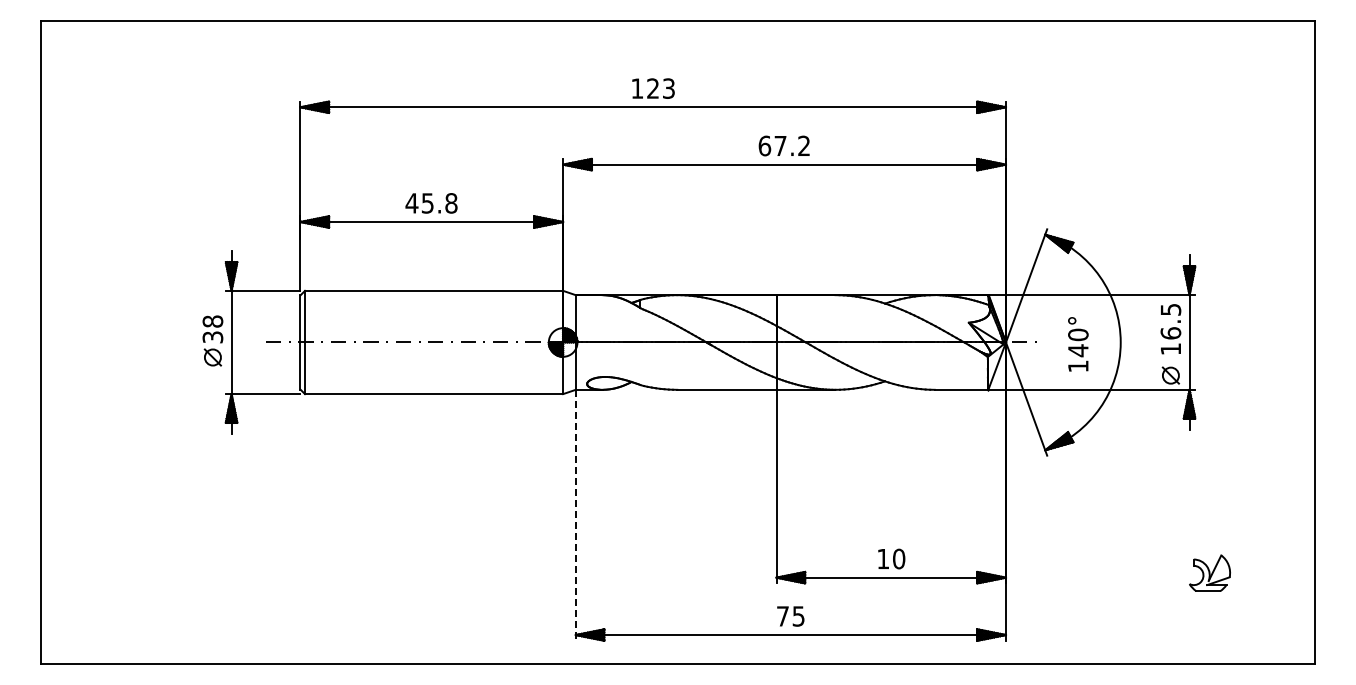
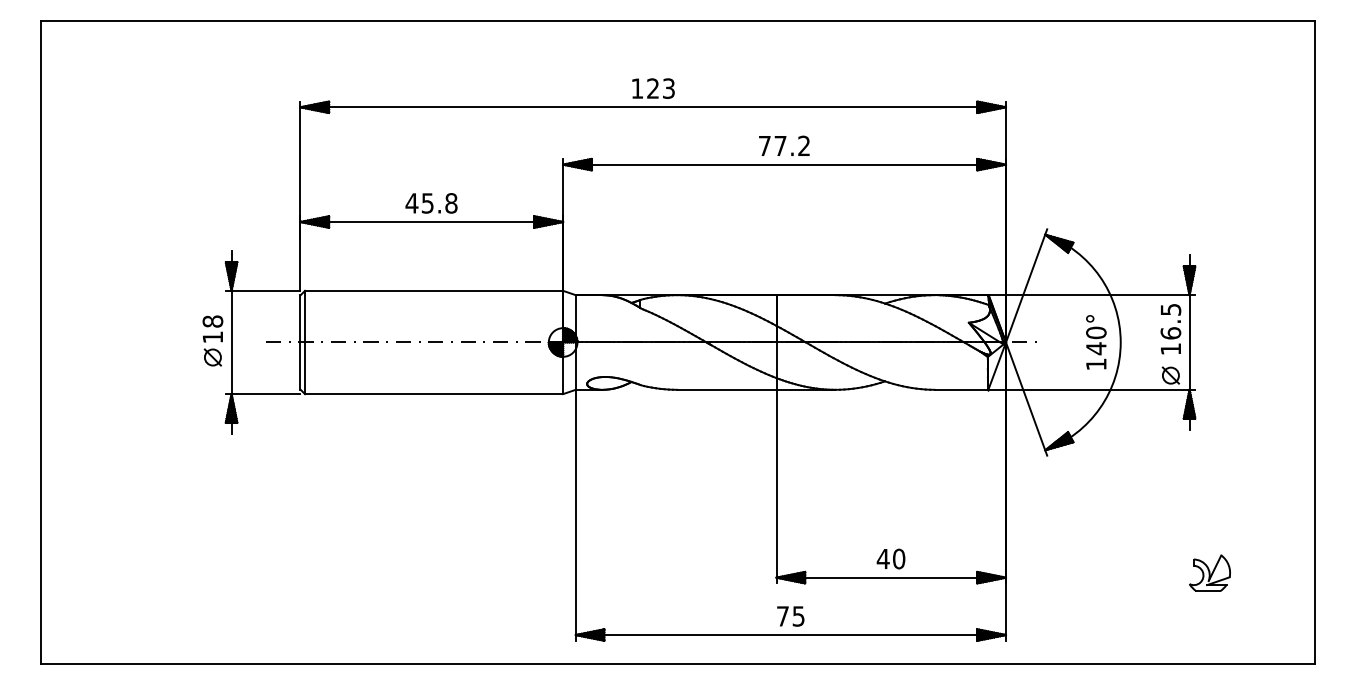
text: 67.2 -> 77.2 (764, 145)
text: 38 -> 18 (212, 337)
text position: (1078, 344) -> (1096, 342) (1096, 342)
line: dashed -> solid (575, 515)
text: 10 -> 40 (882, 558)
